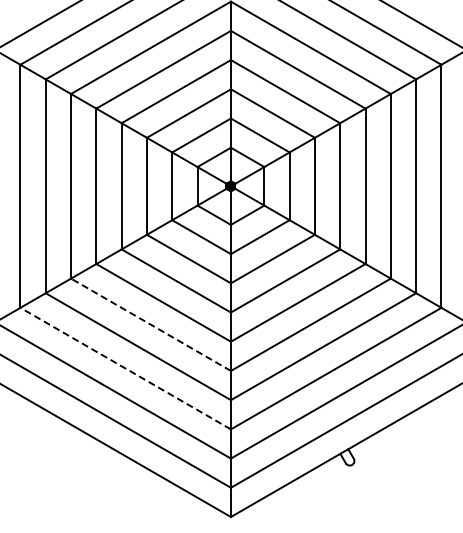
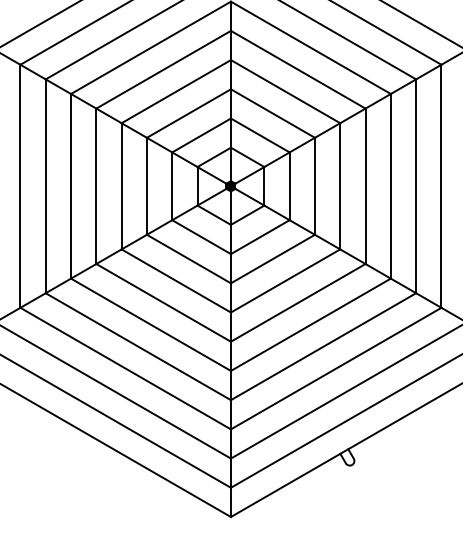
line: dashed -> solid (150, 324)
line: dashed -> solid (125, 368)
